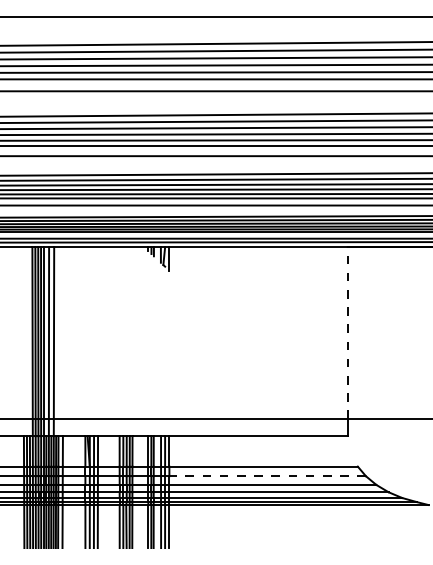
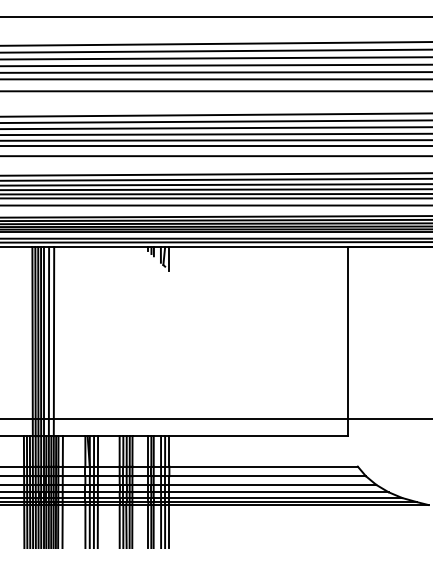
line: dashed -> solid (347, 333)
line: dashed -> solid (267, 476)
